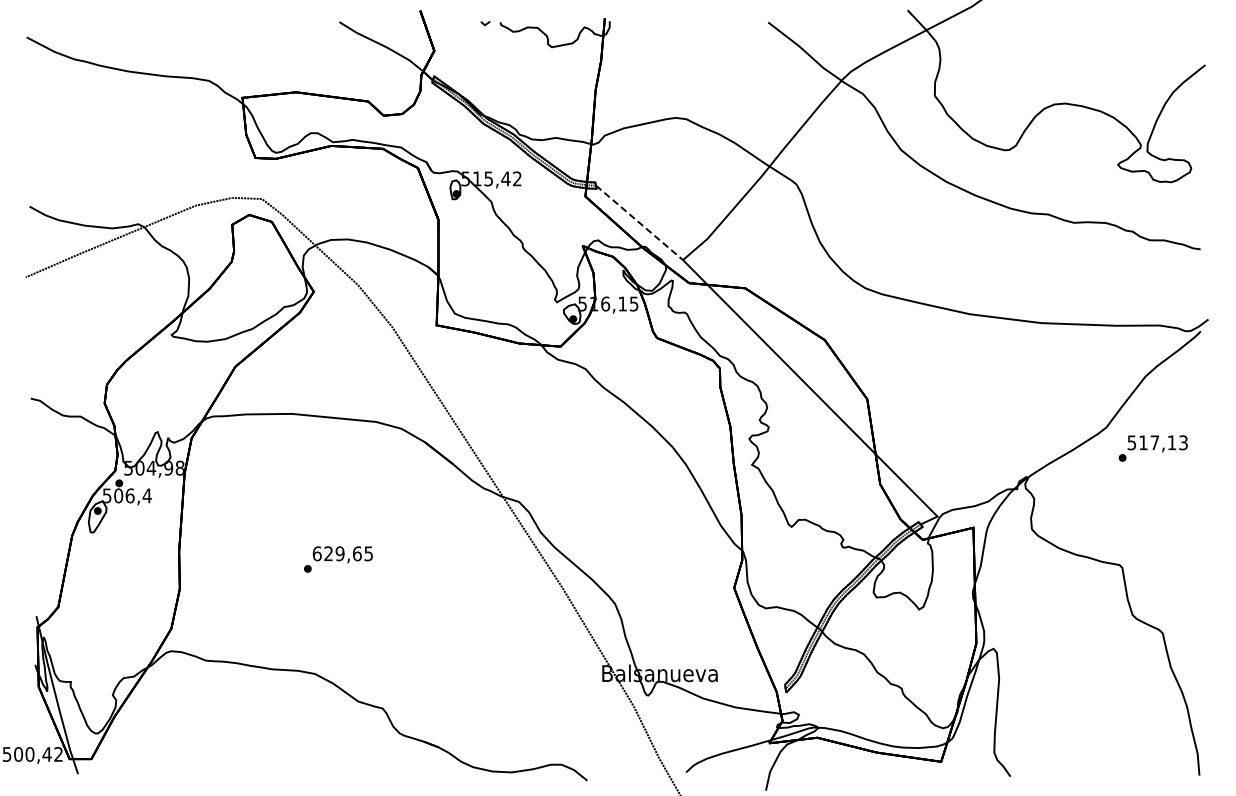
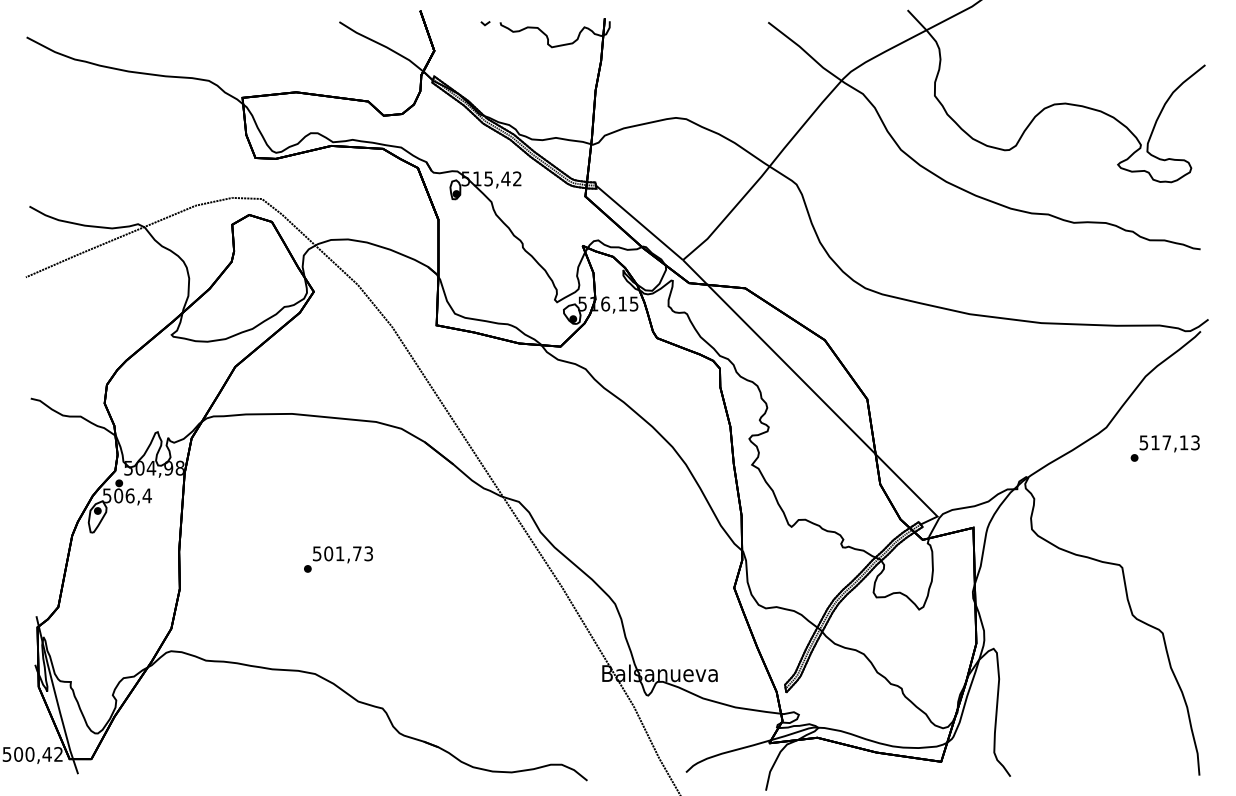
line: dashed -> solid (639, 223)
text position: (1152, 448) -> (1164, 448) (1164, 448)
text: 629,65 -> 501,73 (342, 553)
